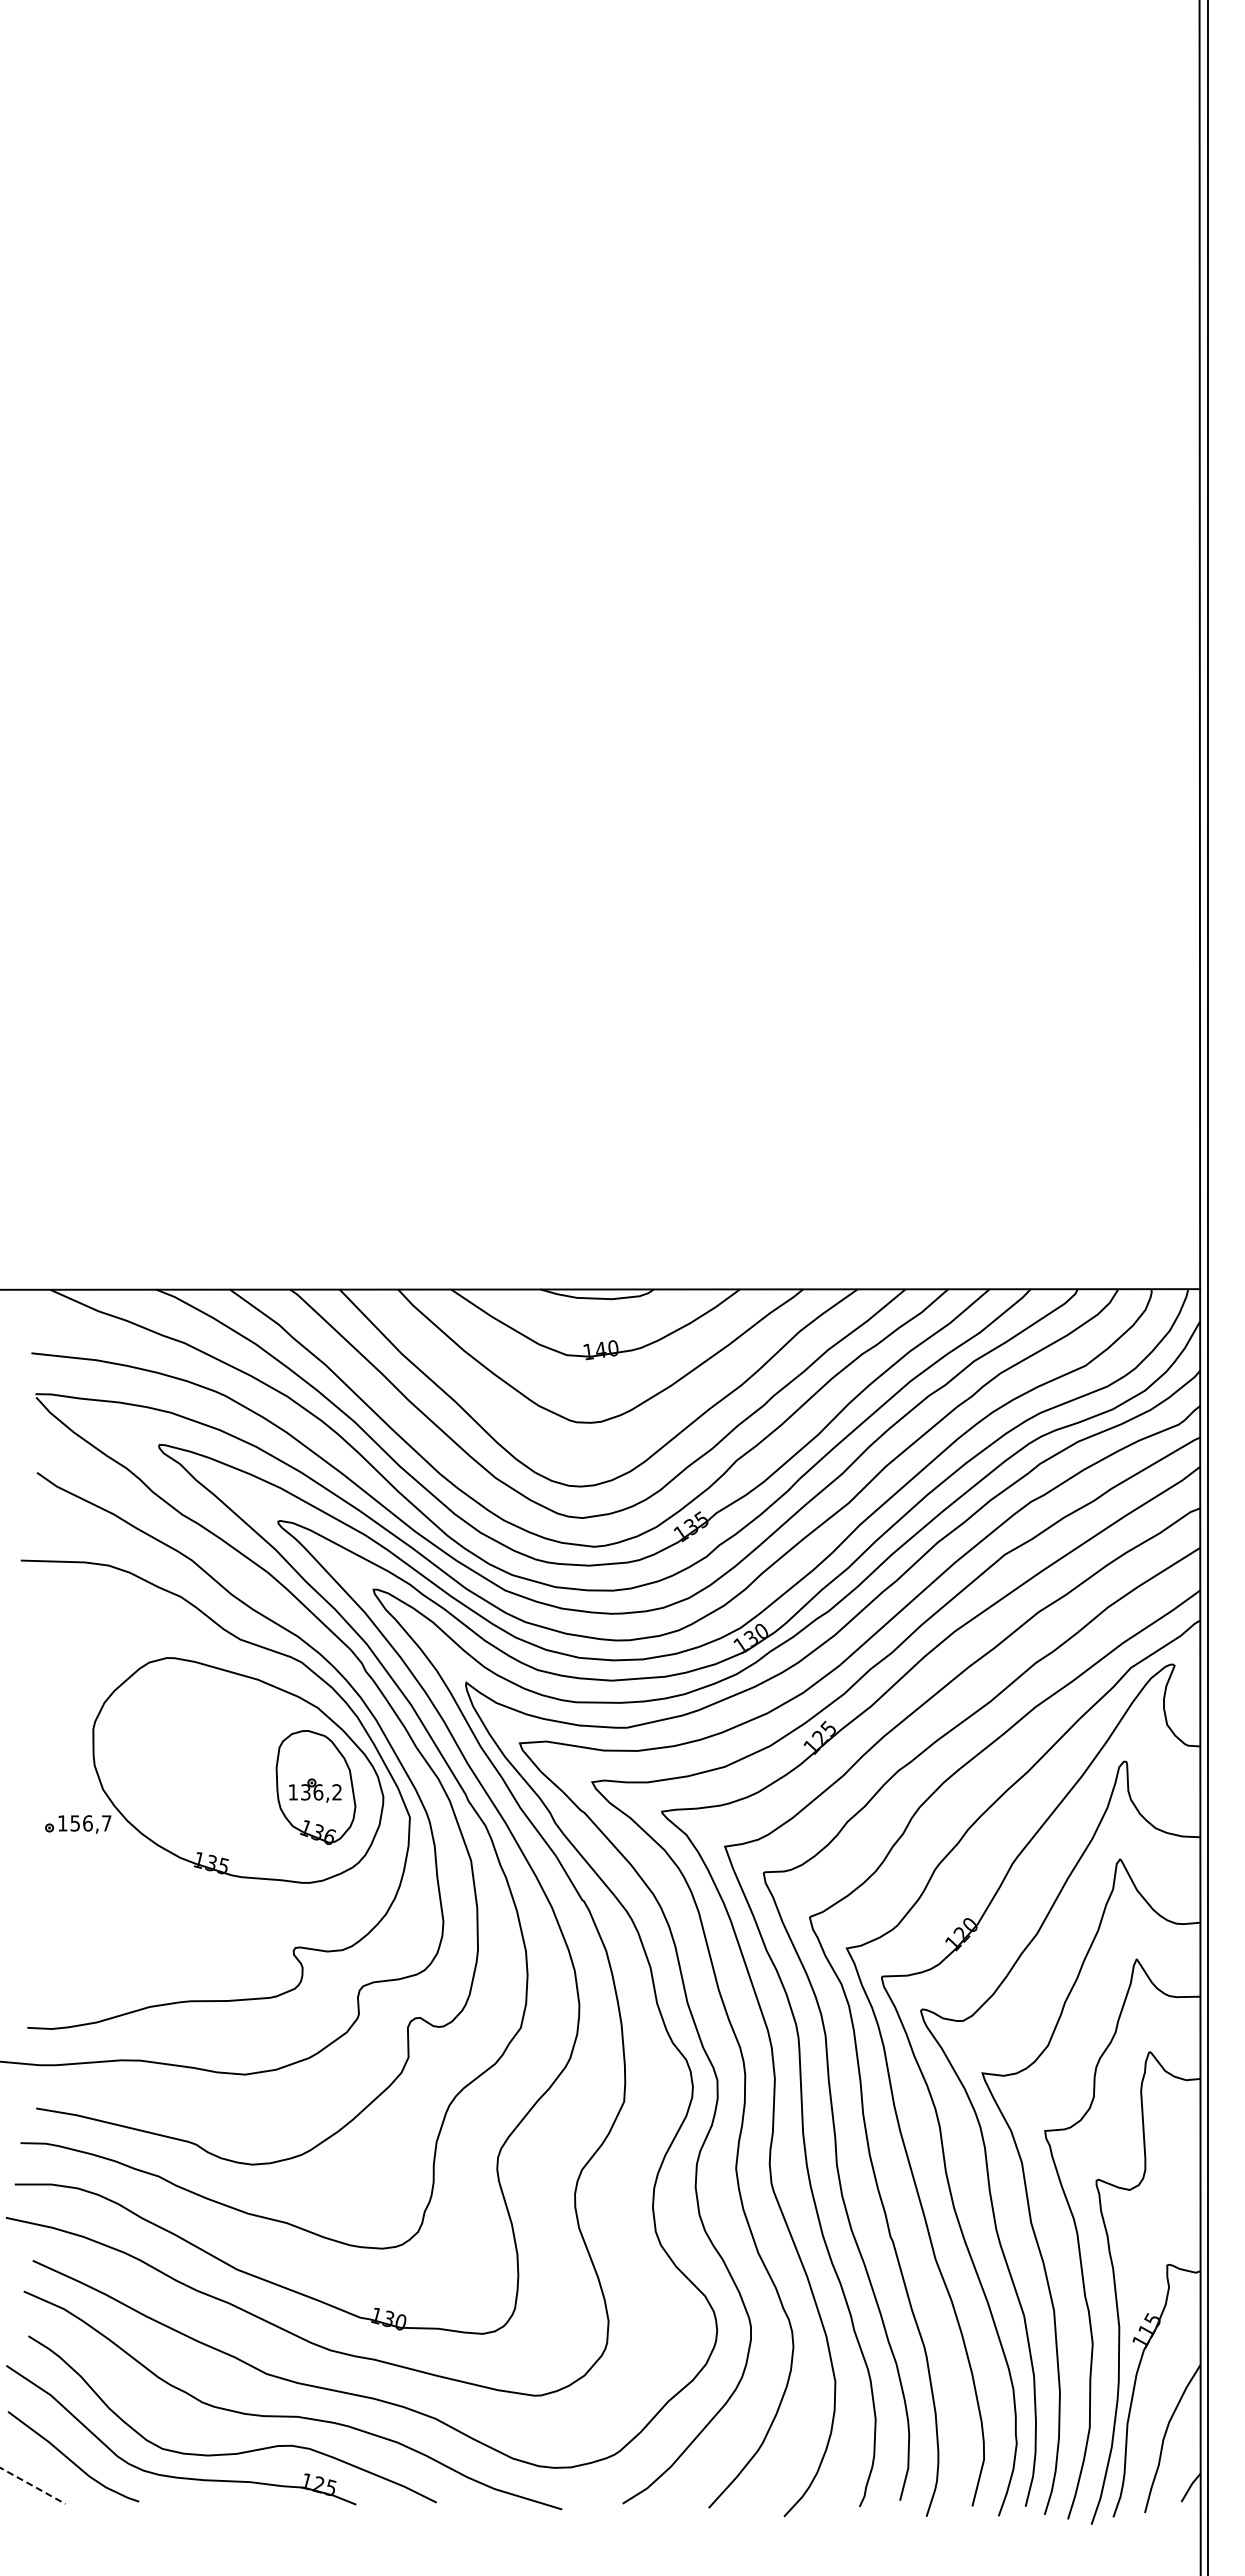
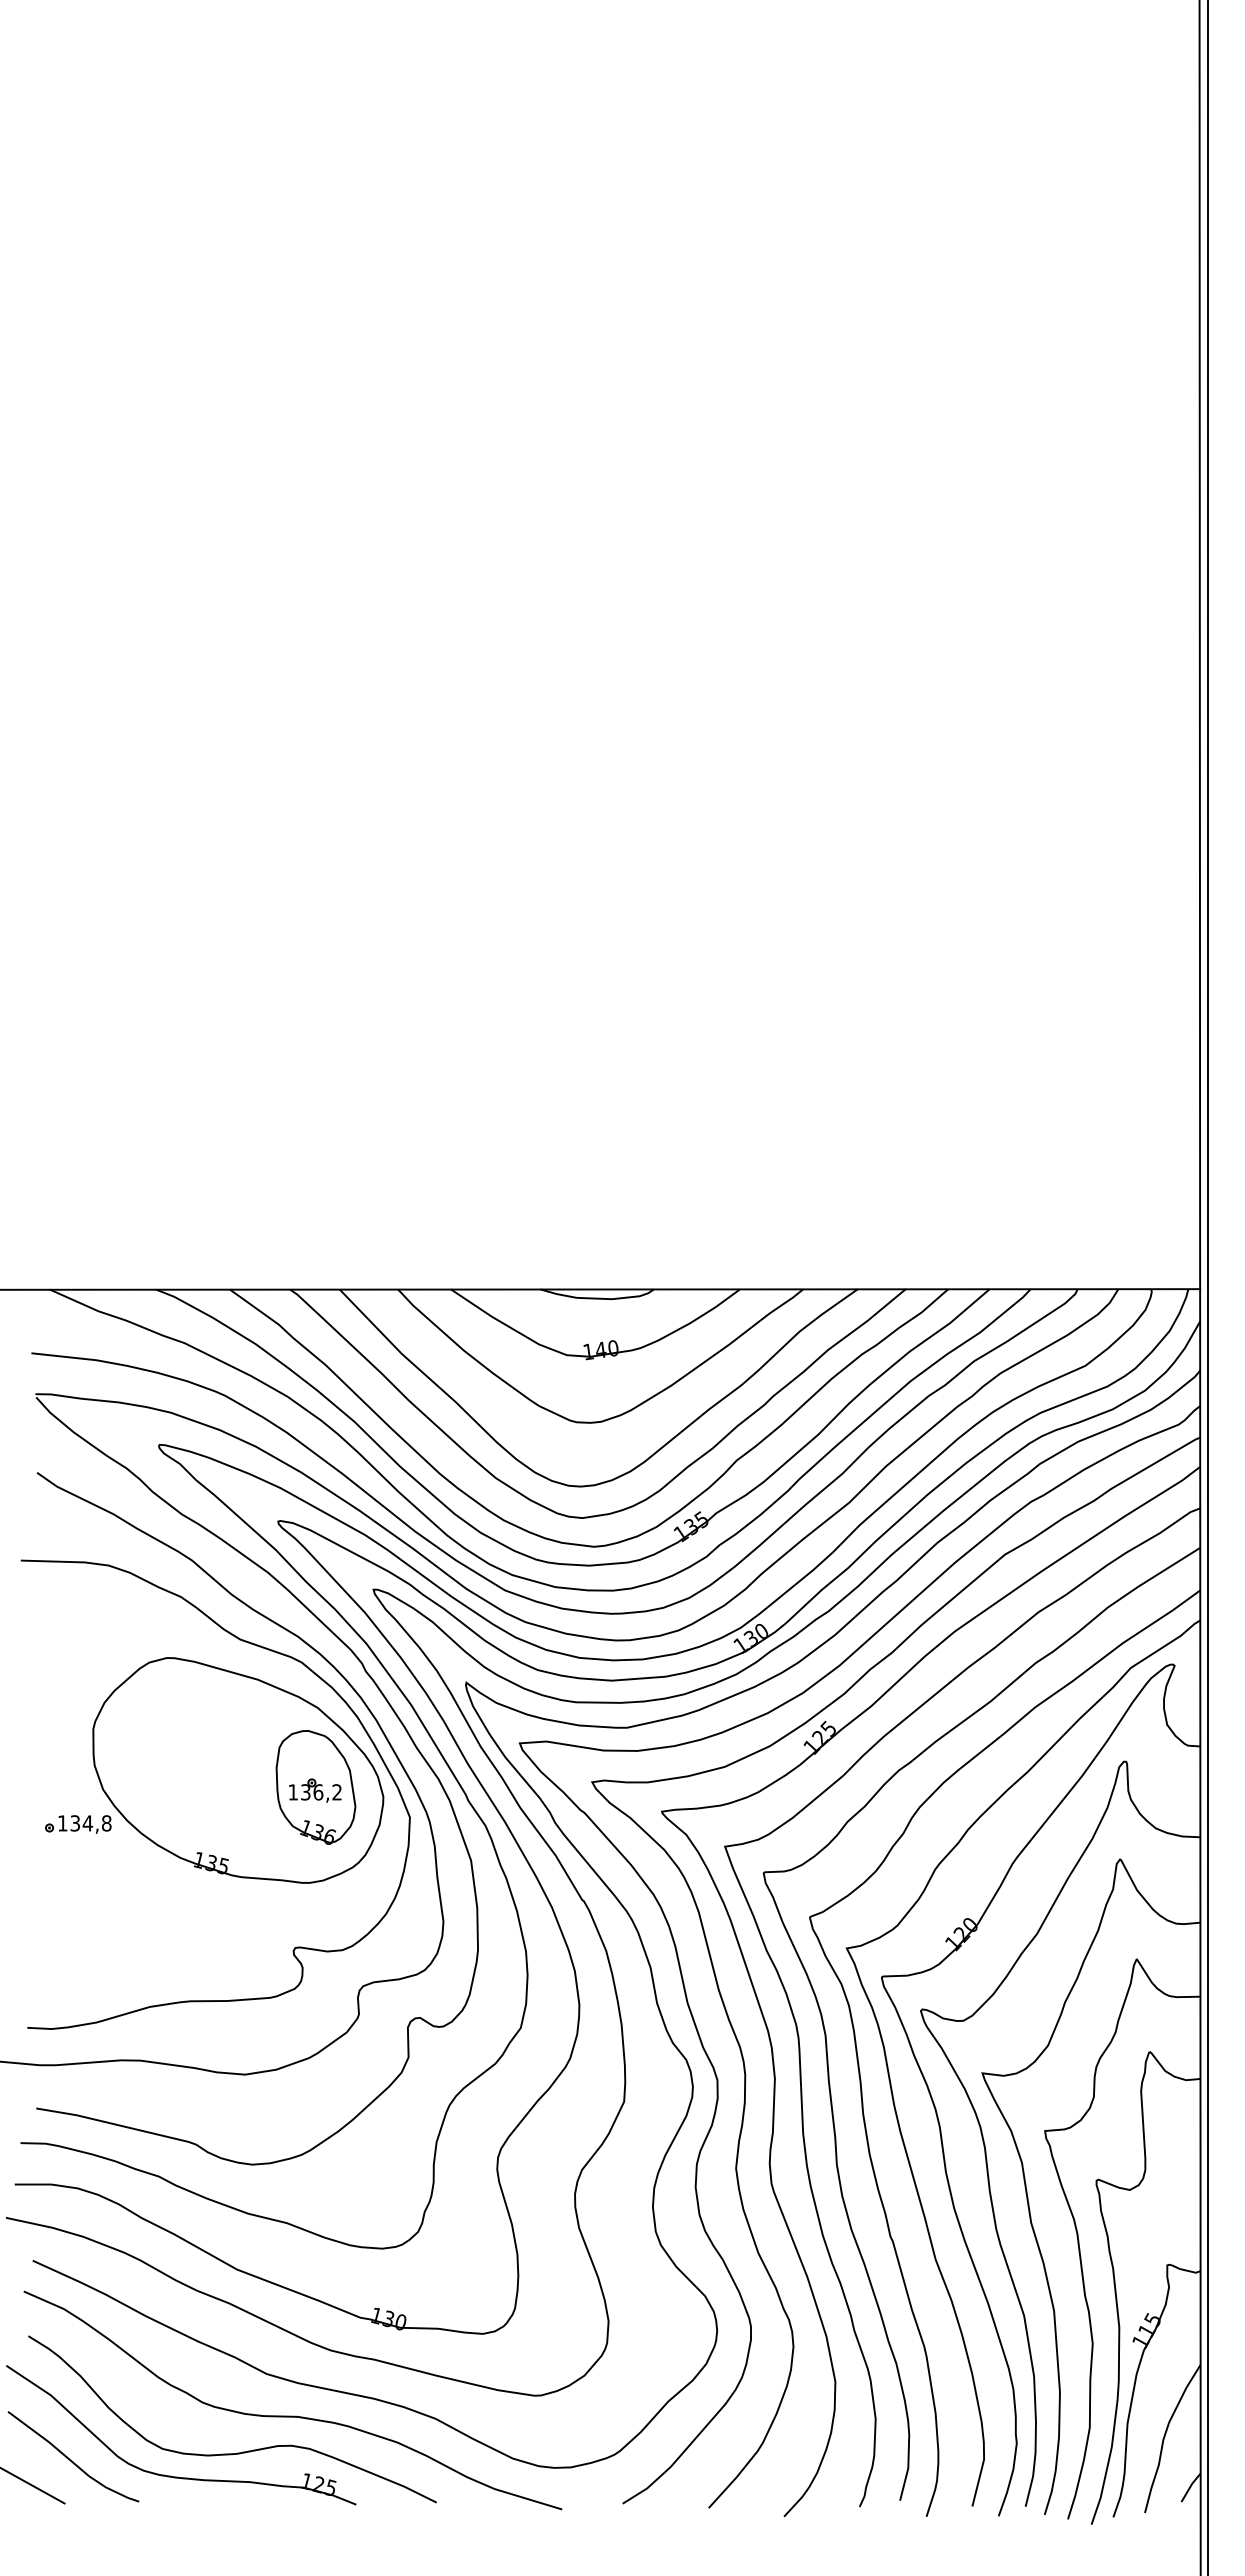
text: 156,7 -> 134,8 (91, 1823)
line: dashed -> solid (33, 2486)
